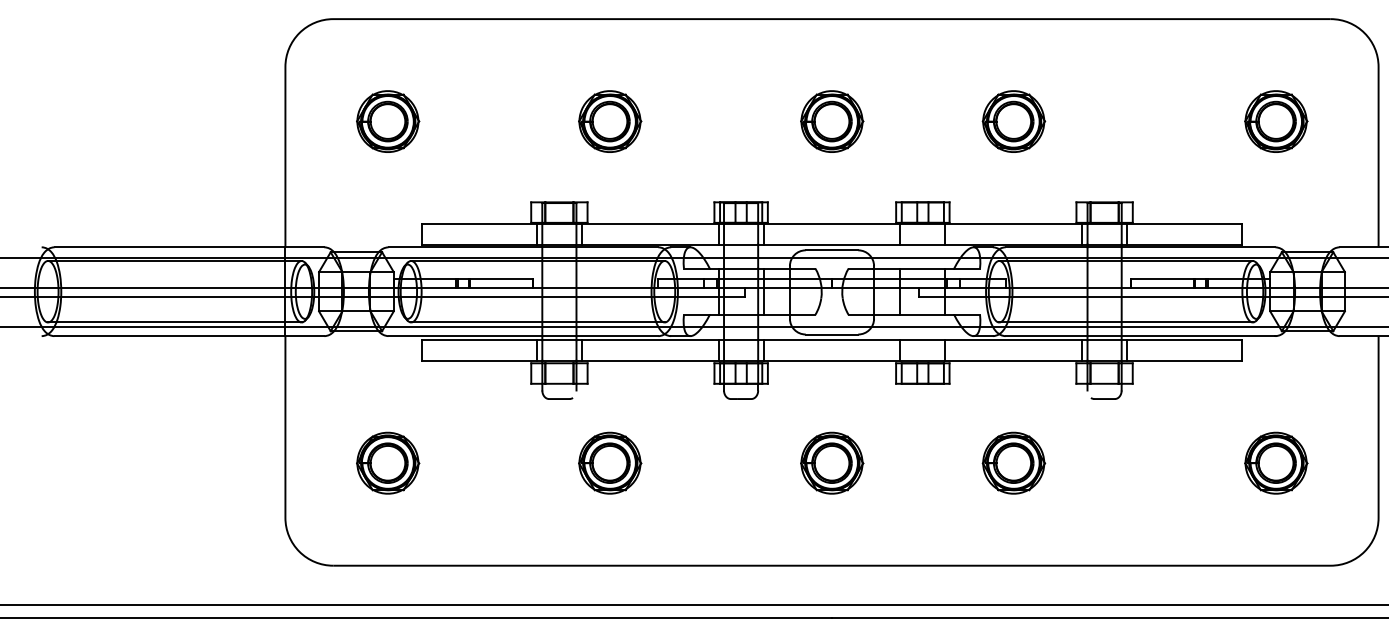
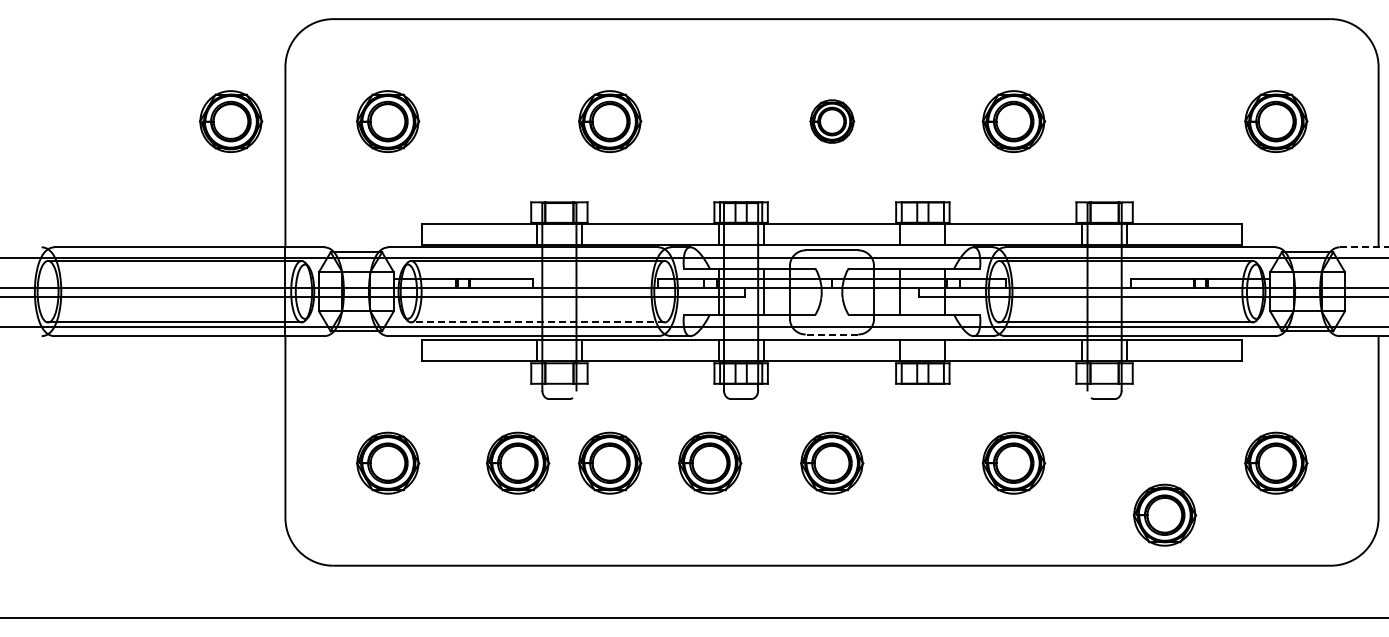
part: none -> present (231, 121)
part size: 65x63 px -> 47x45 px (832, 121)
line: solid -> dashed (1364, 247)
line: solid -> dashed (537, 322)
line: solid -> dashed (831, 334)
part: none -> present (518, 462)
part: none -> present (710, 462)
part: none -> present (1164, 514)
line: present -> none (693, 604)
